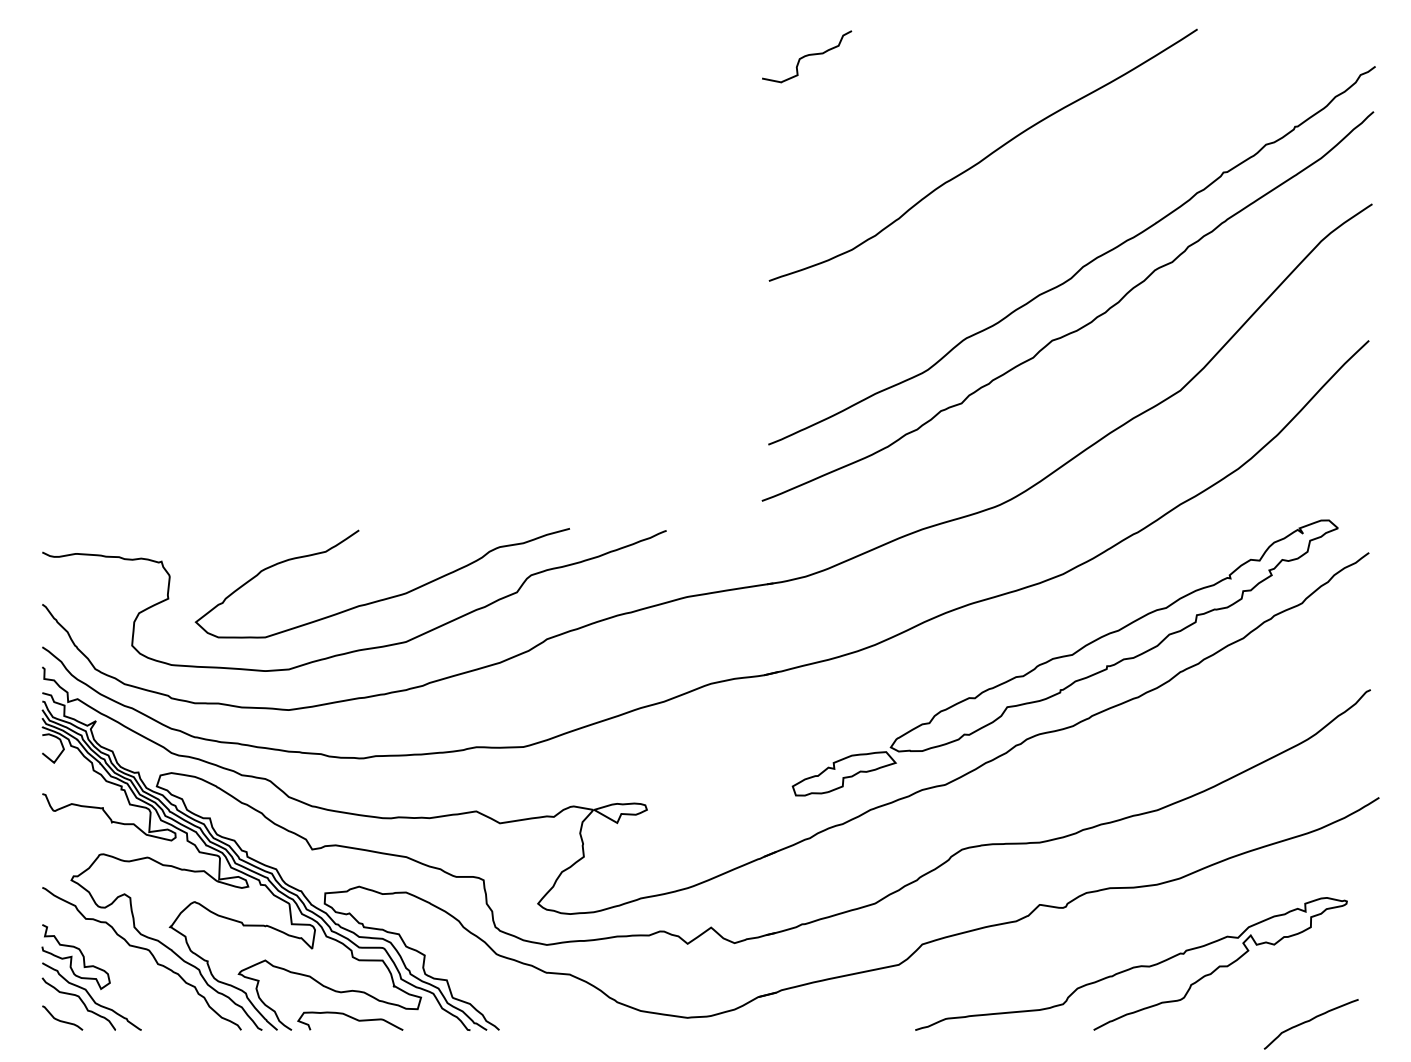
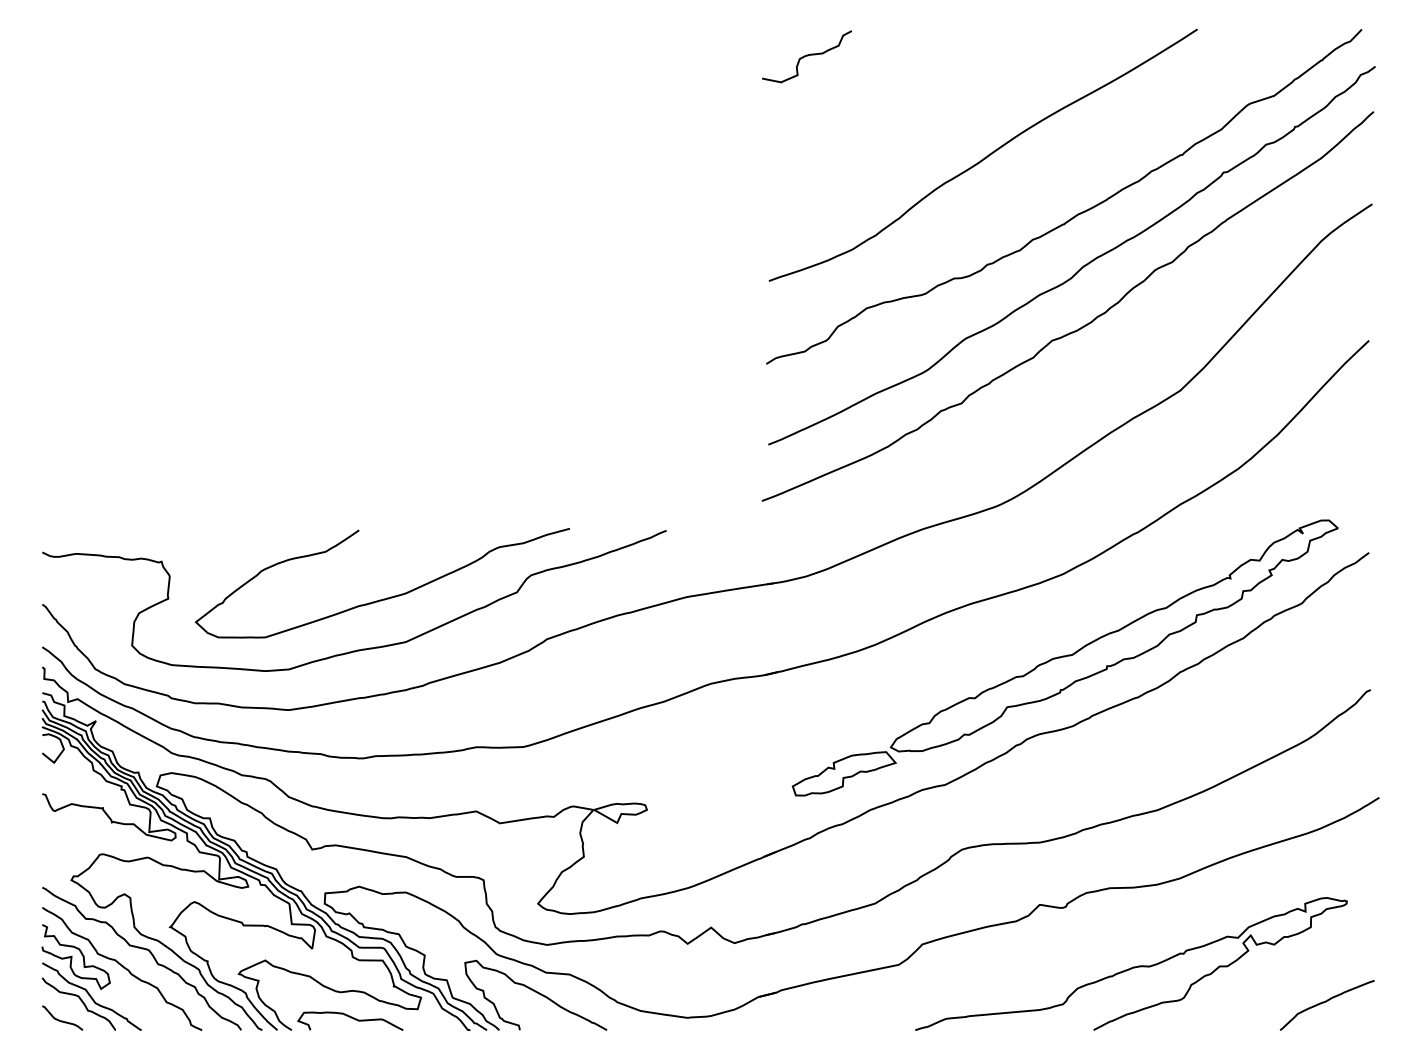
curve: none -> present (1077, 213)
curve: none -> present (122, 967)
curve: none -> present (535, 992)
curve position: (1310, 1021) -> (1326, 1002) (1326, 1002)
